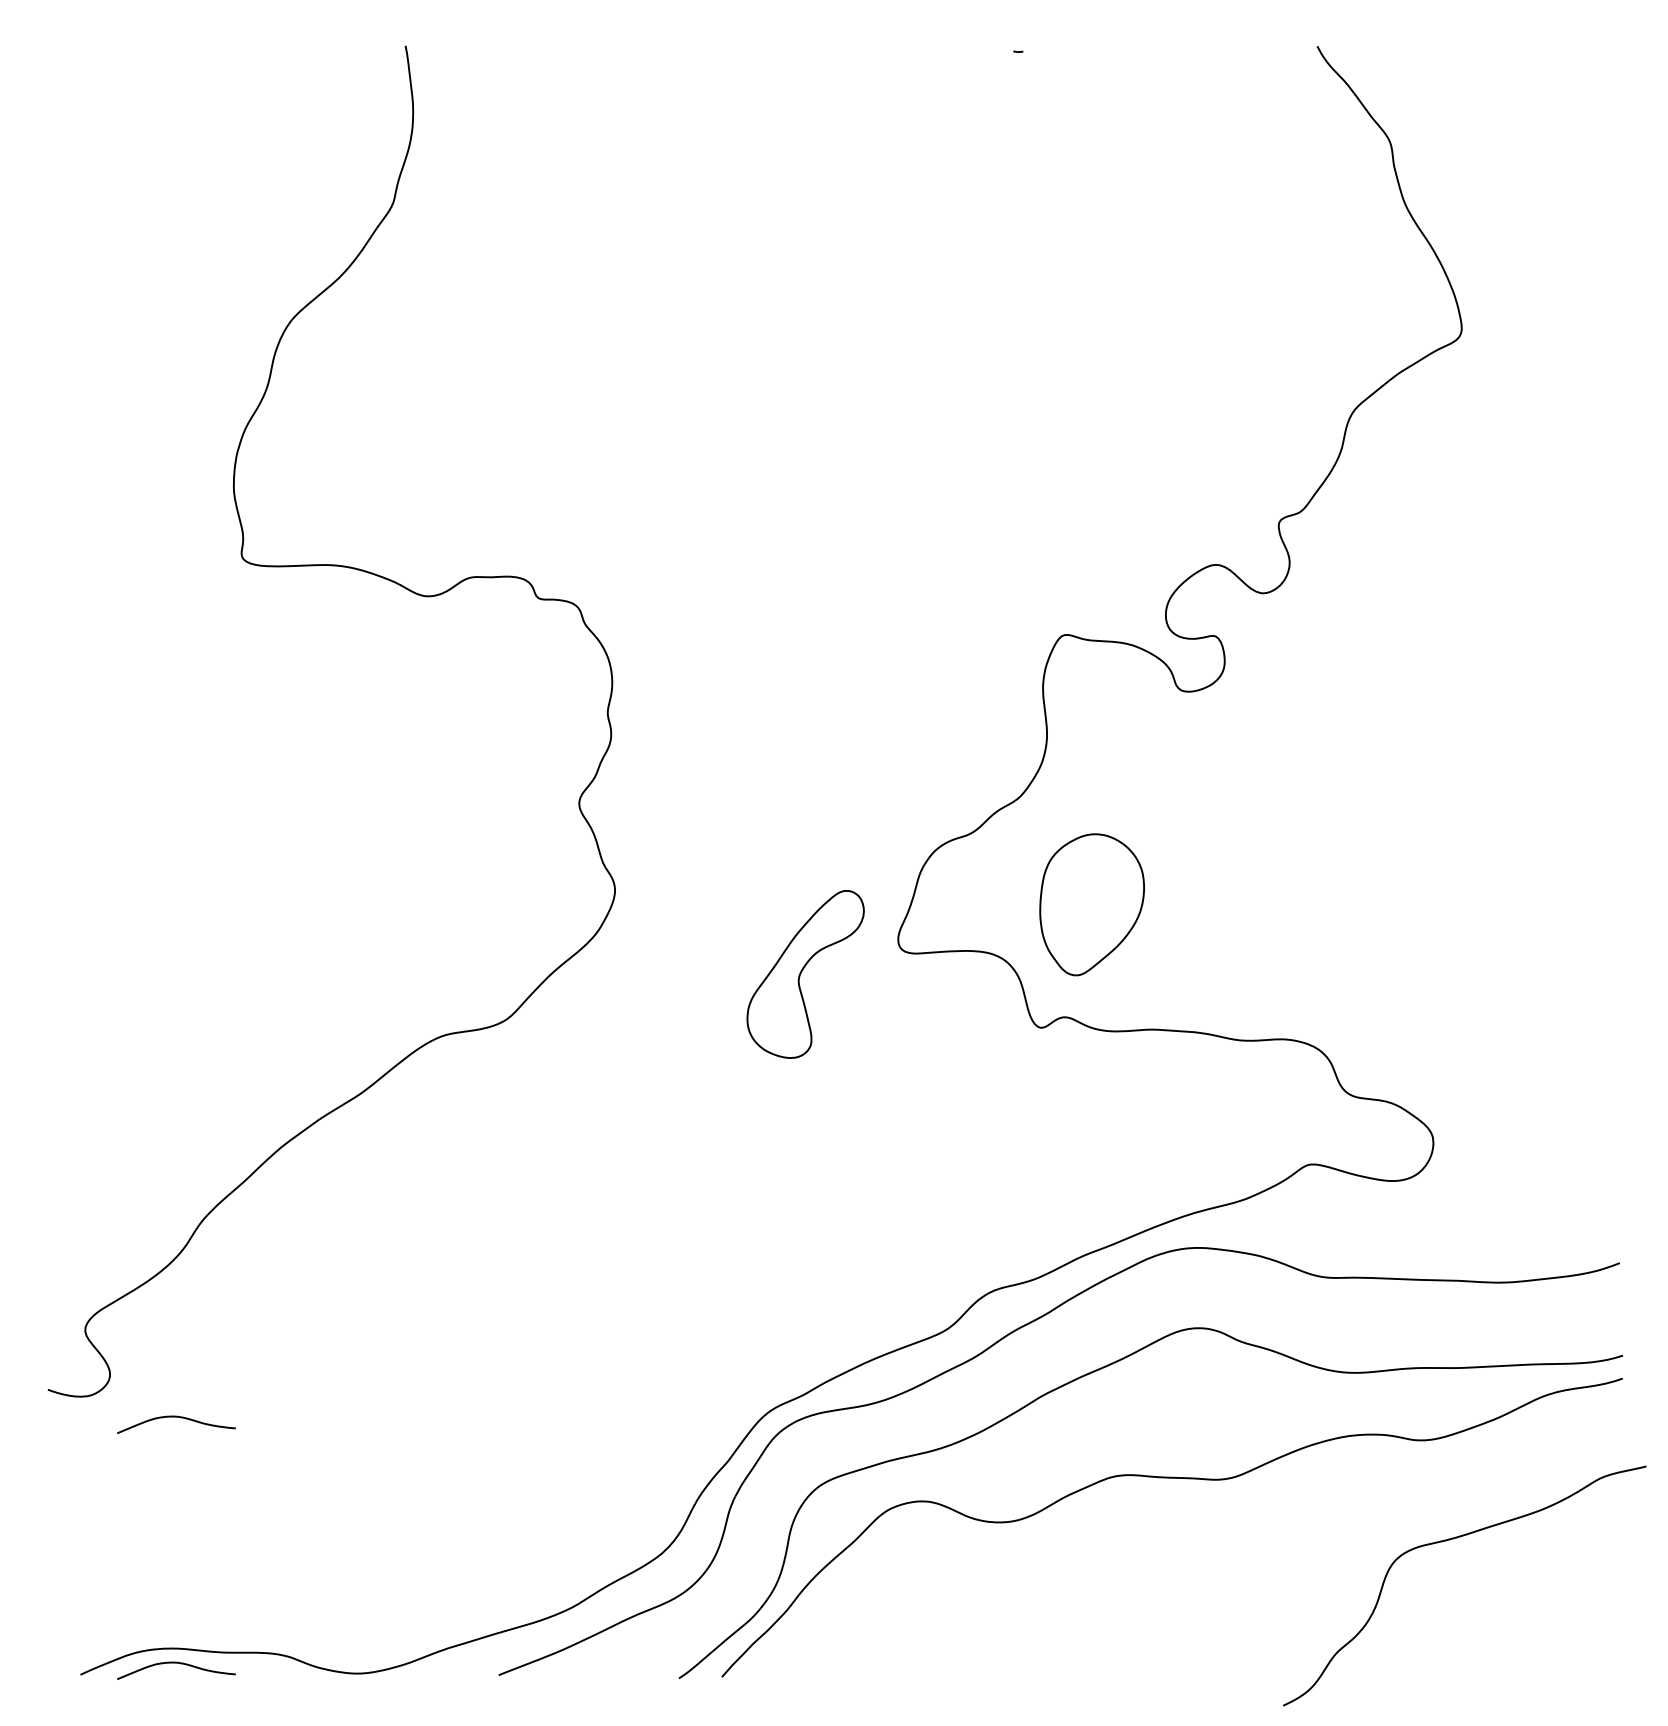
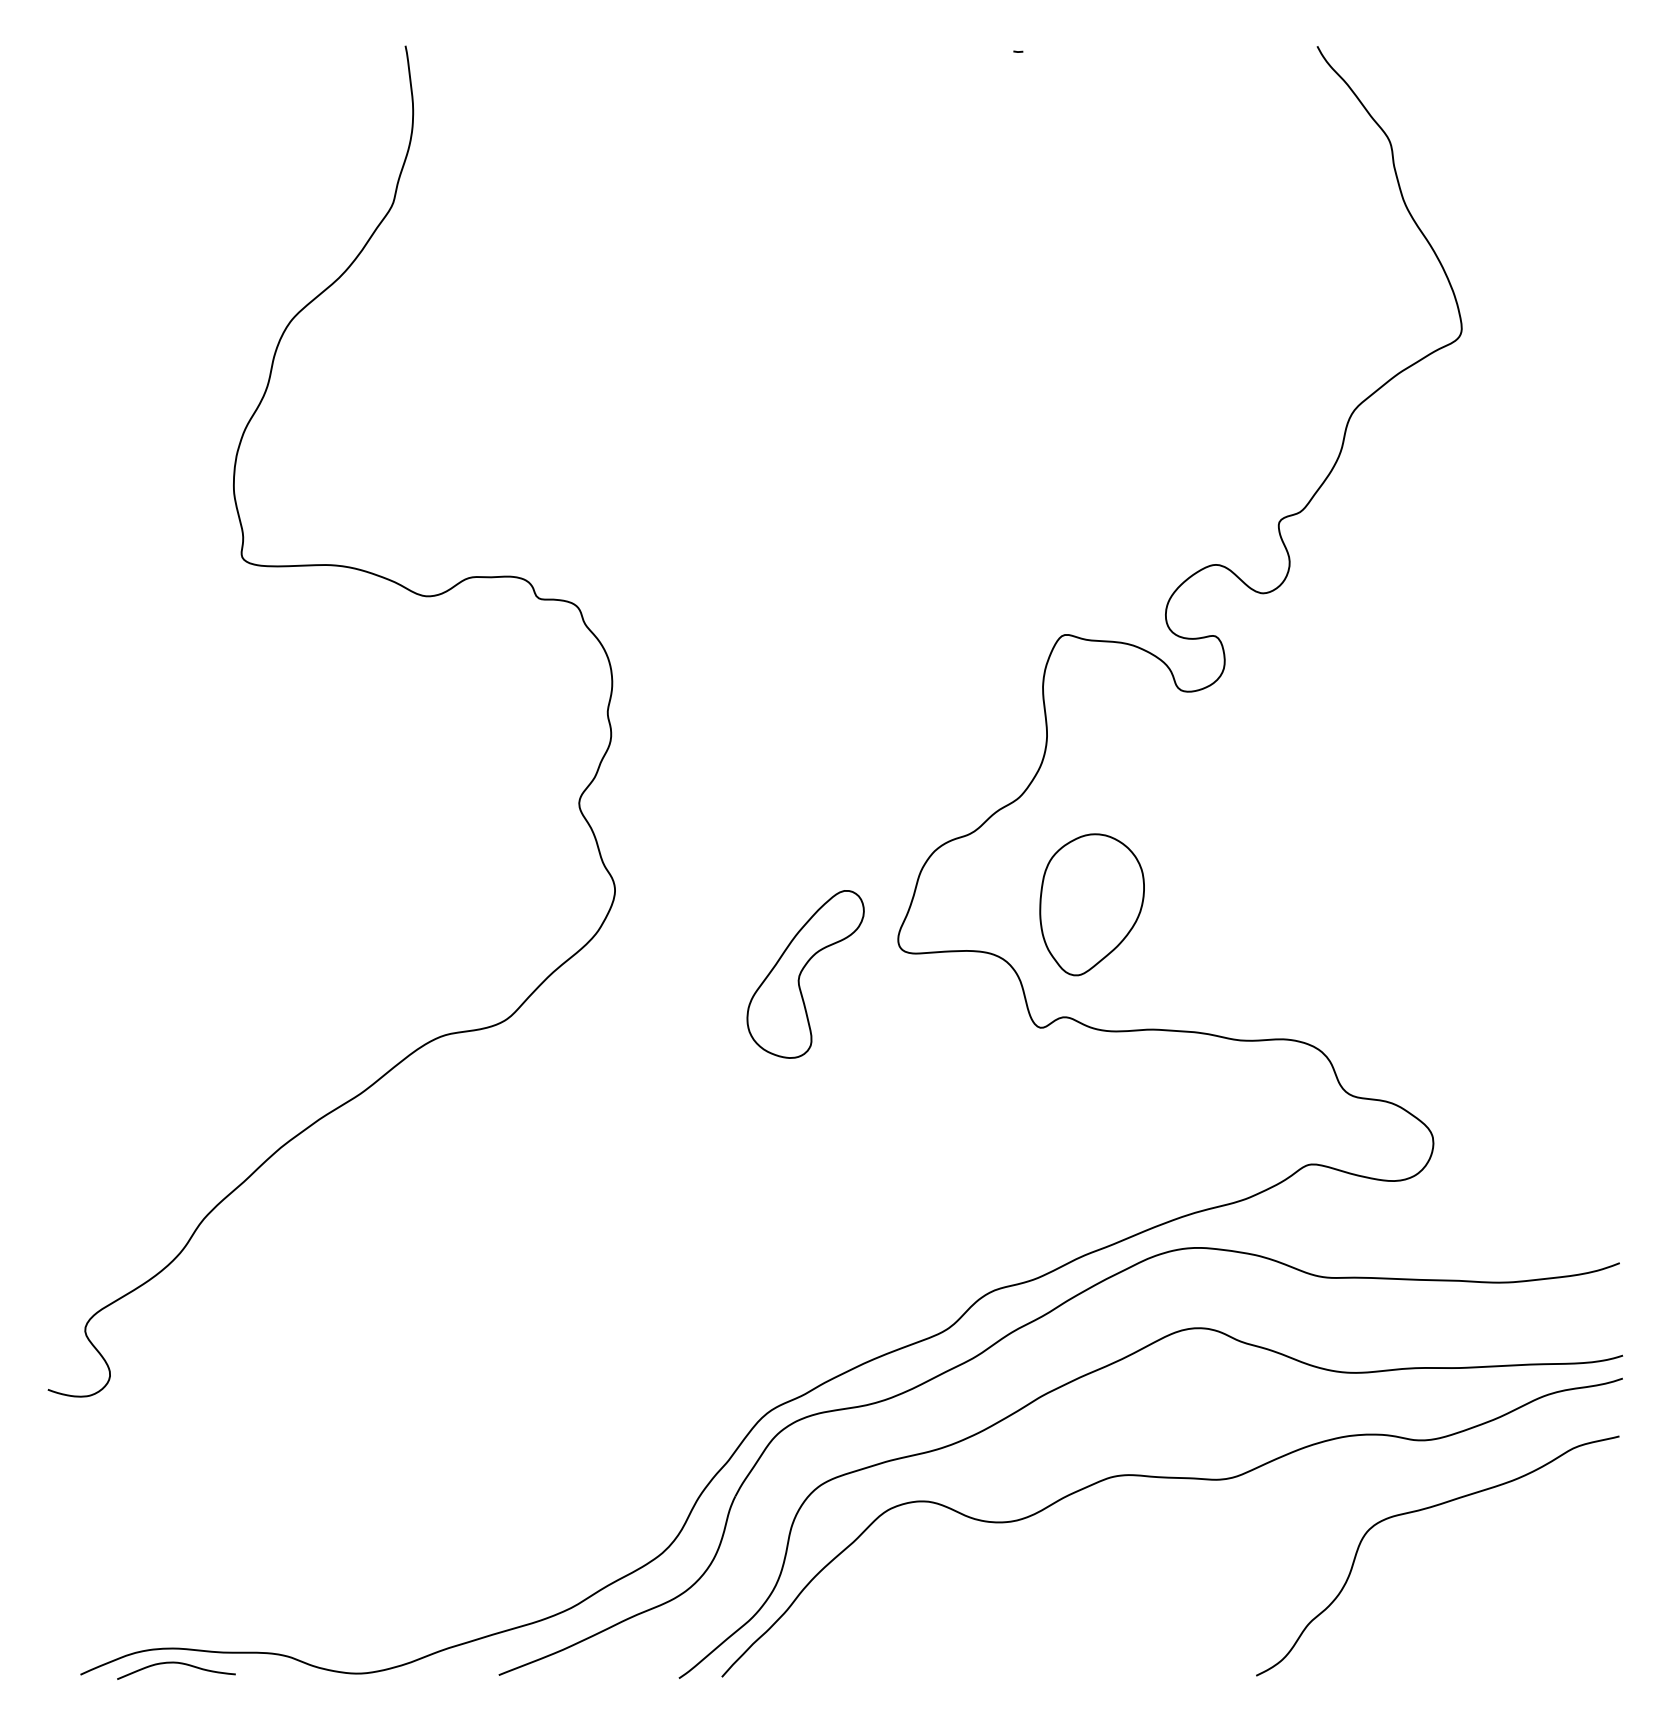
curve: present -> none (176, 1417)
curve position: (1450, 1540) -> (1423, 1510) (1423, 1510)
